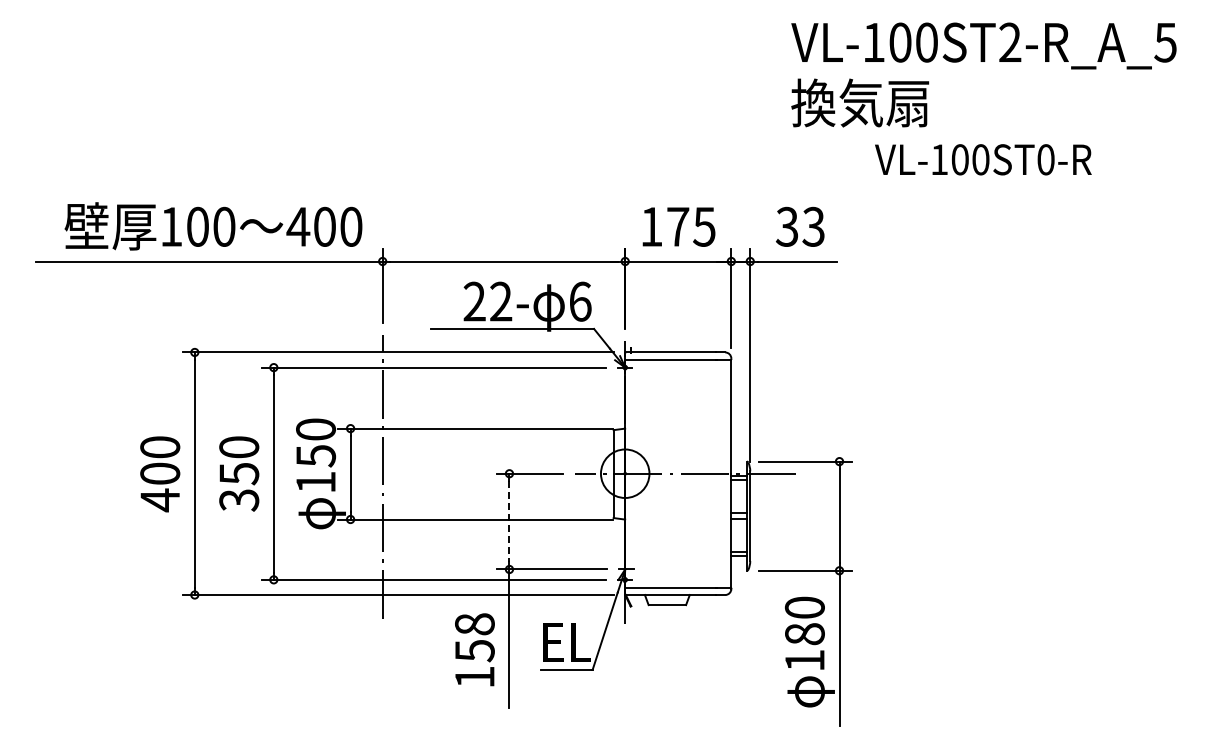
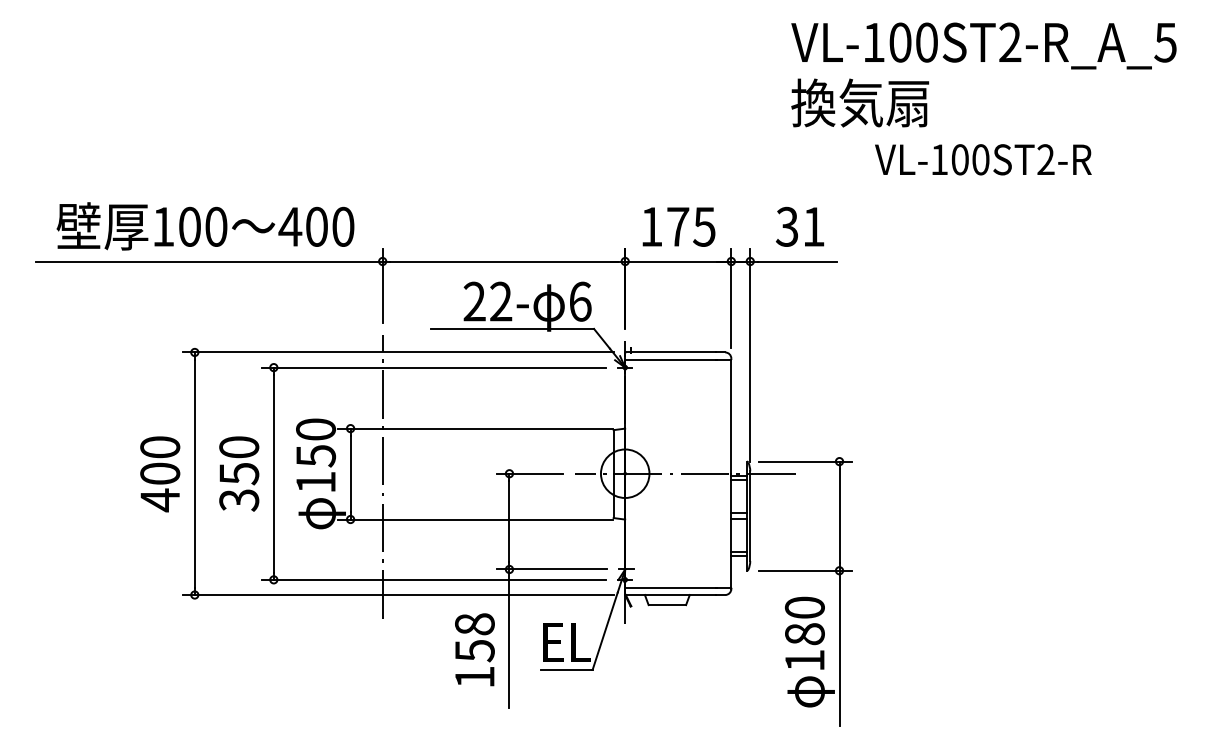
text: VL-100ST0-R -> VL-100ST2-R (1045, 159)
text position: (213, 226) -> (205, 226) (205, 226)
text: 33 -> 31 (813, 226)
line: dashed -> solid (509, 521)
